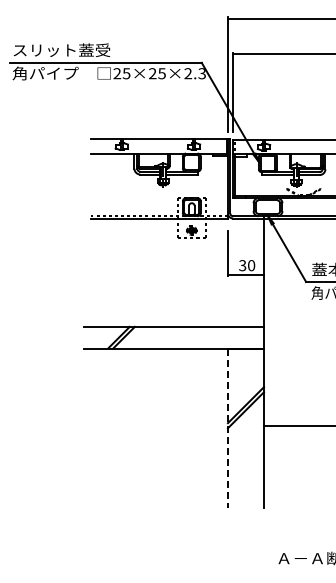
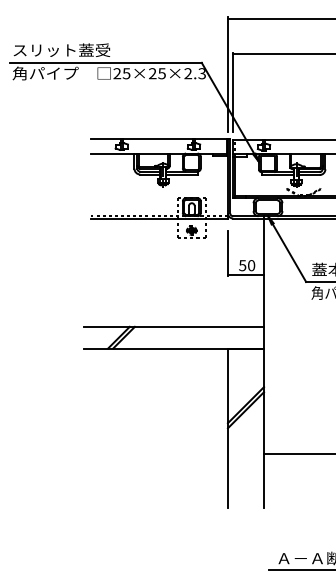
text: 30 -> 50 (242, 265)
line position: (298, 426) -> (298, 454) (298, 454)
line: dashed -> solid (227, 428)
line: none -> present (300, 570)
